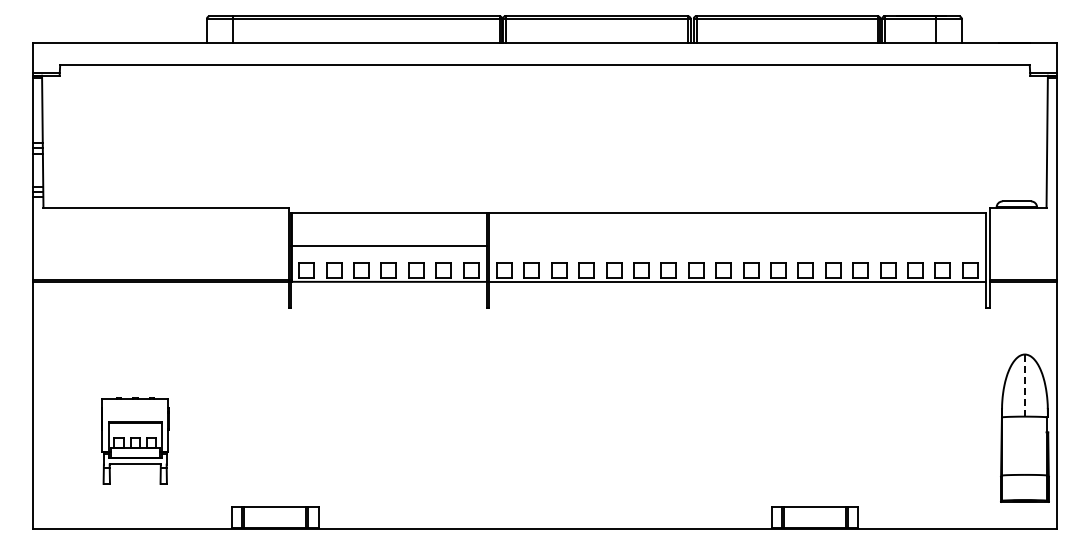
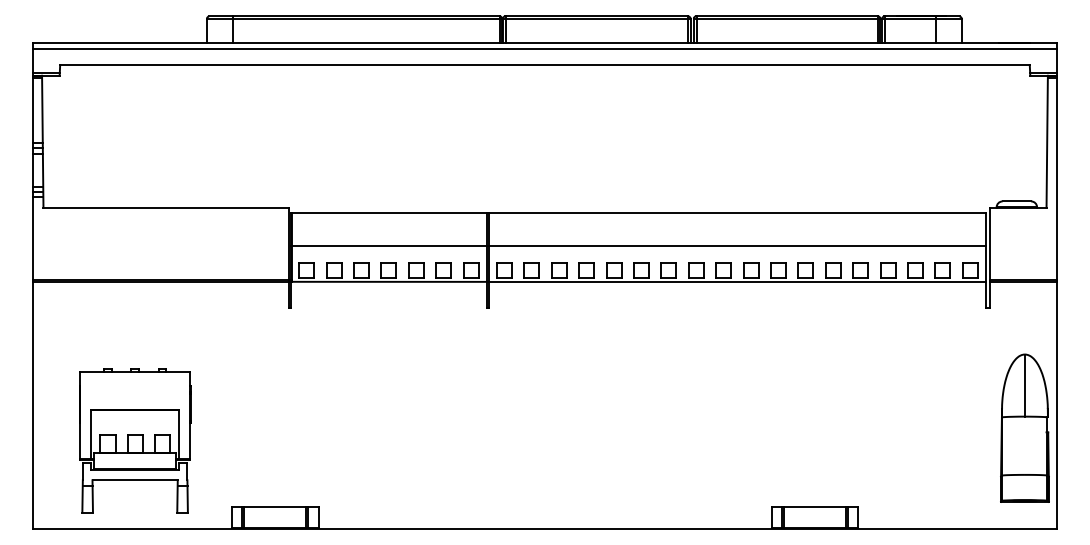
line: none -> present (544, 48)
line: none -> present (736, 245)
line: dashed -> solid (1024, 386)
part size: 69x88 px -> 113x146 px (135, 440)
